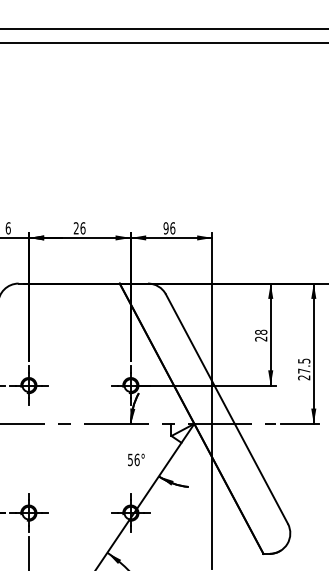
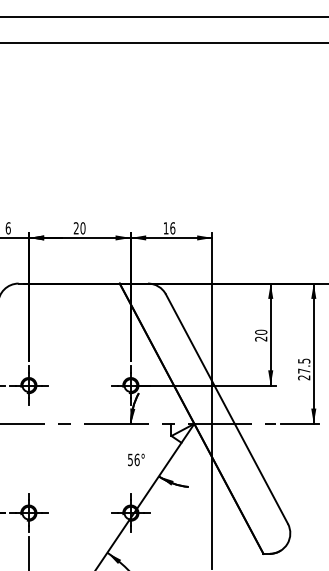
line position: (163, 29) -> (163, 17) (163, 17)
text: 26 -> 20 (82, 228)
text: 96 -> 16 (165, 228)
text: 28 -> 20 (261, 331)
